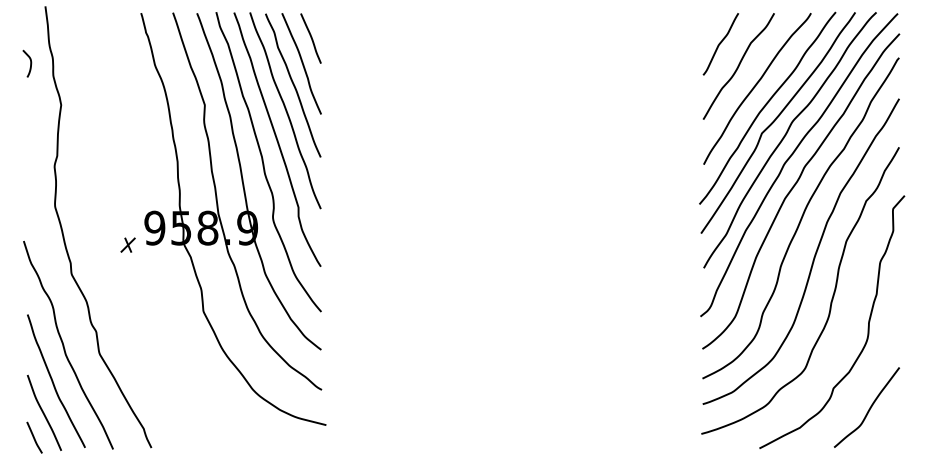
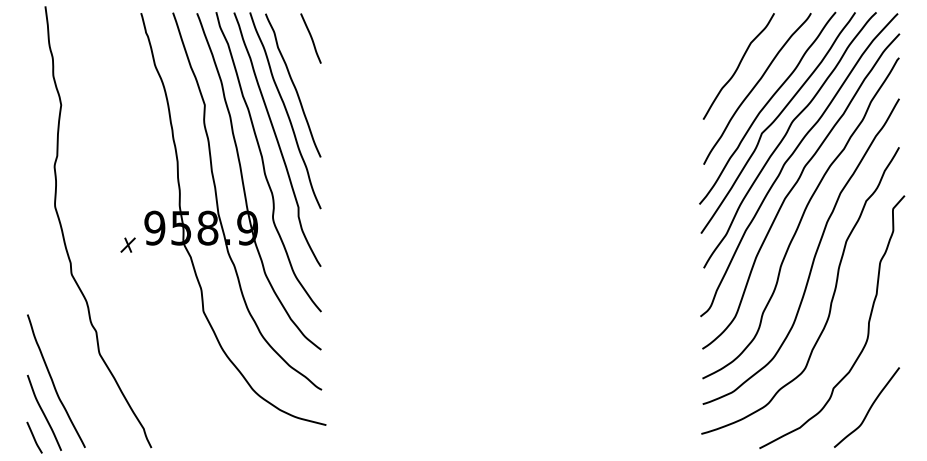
curve: present -> none (720, 44)
curve: present -> none (30, 63)
curve: present -> none (301, 63)
curve: present -> none (64, 345)
